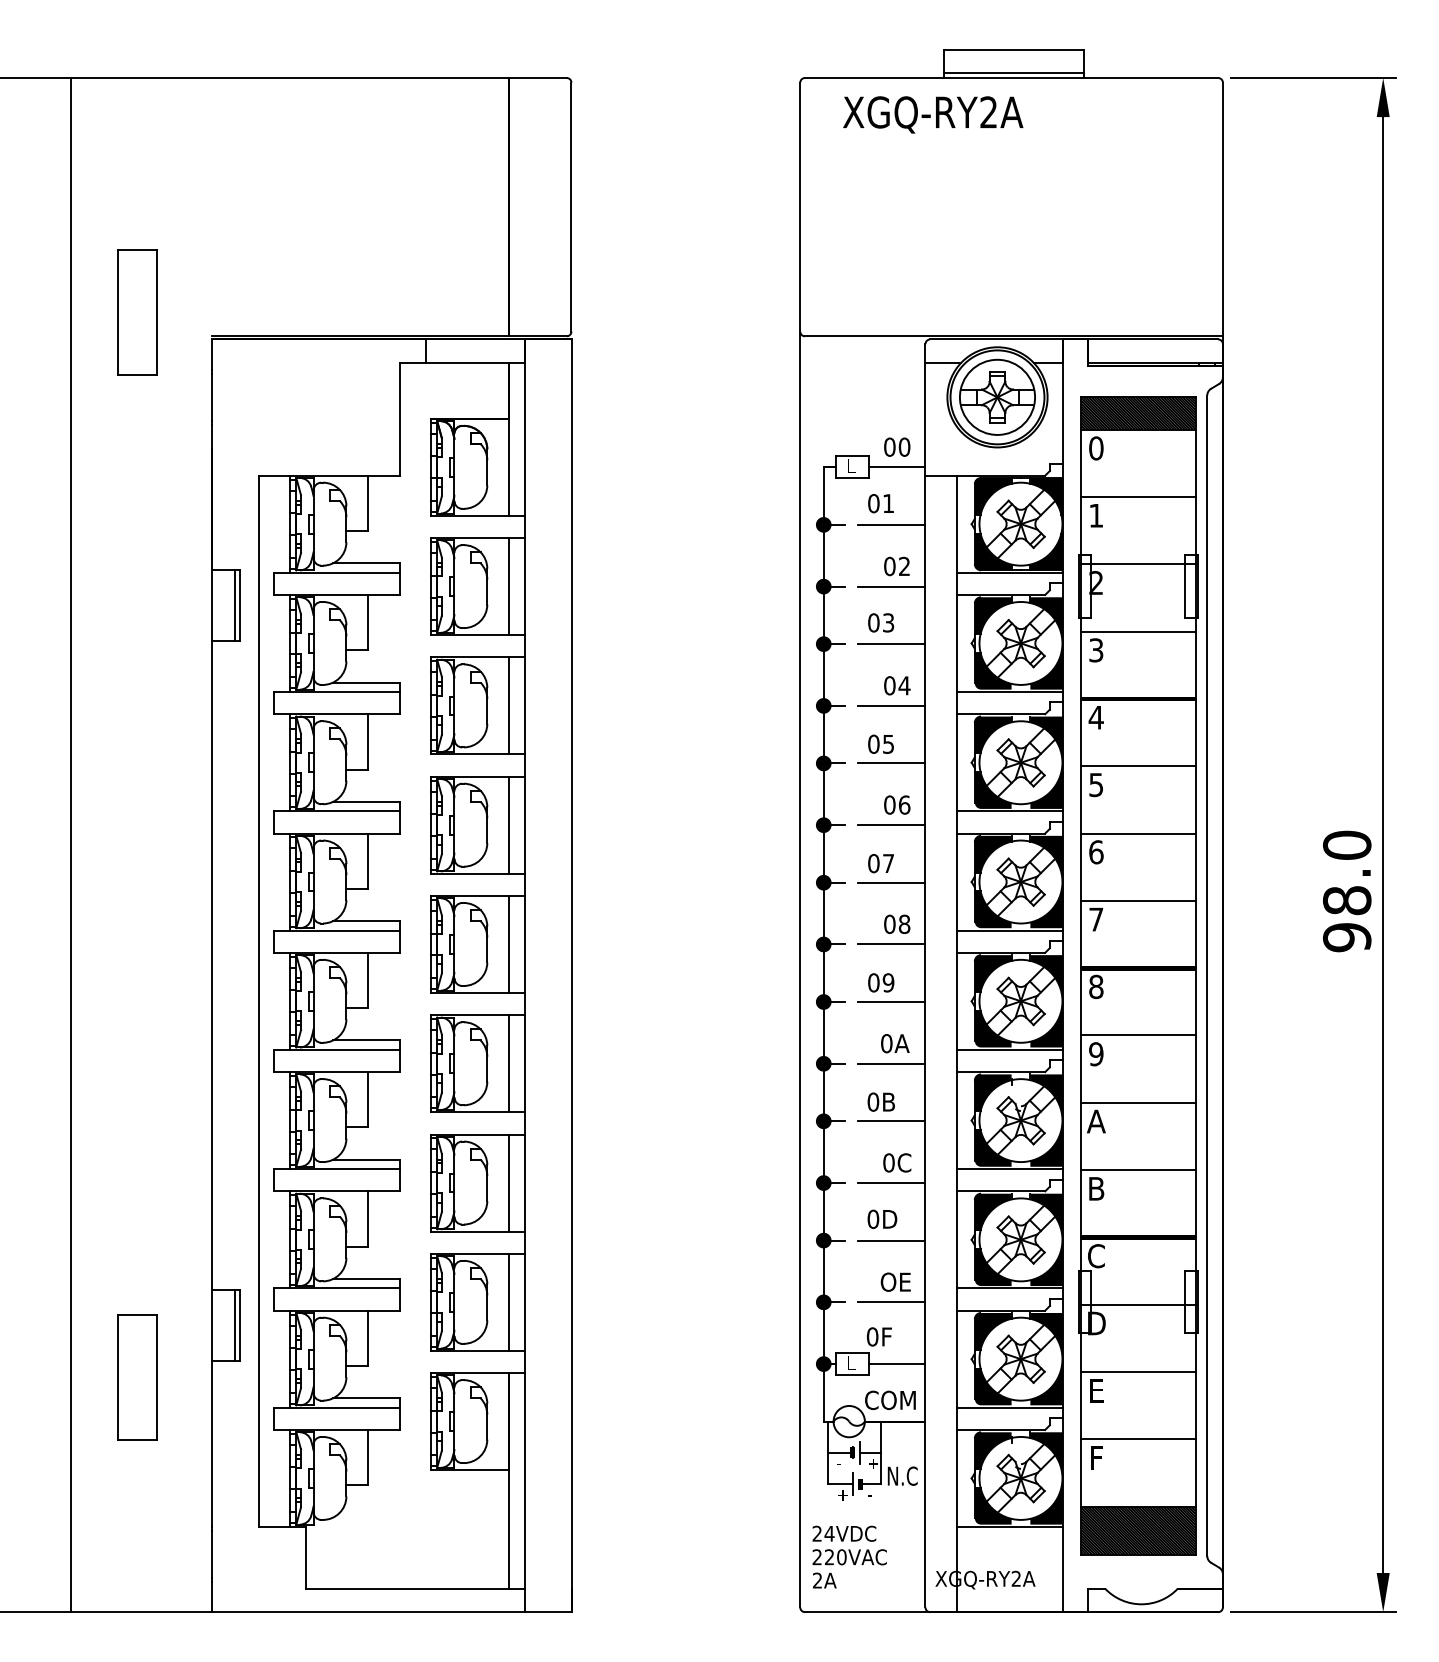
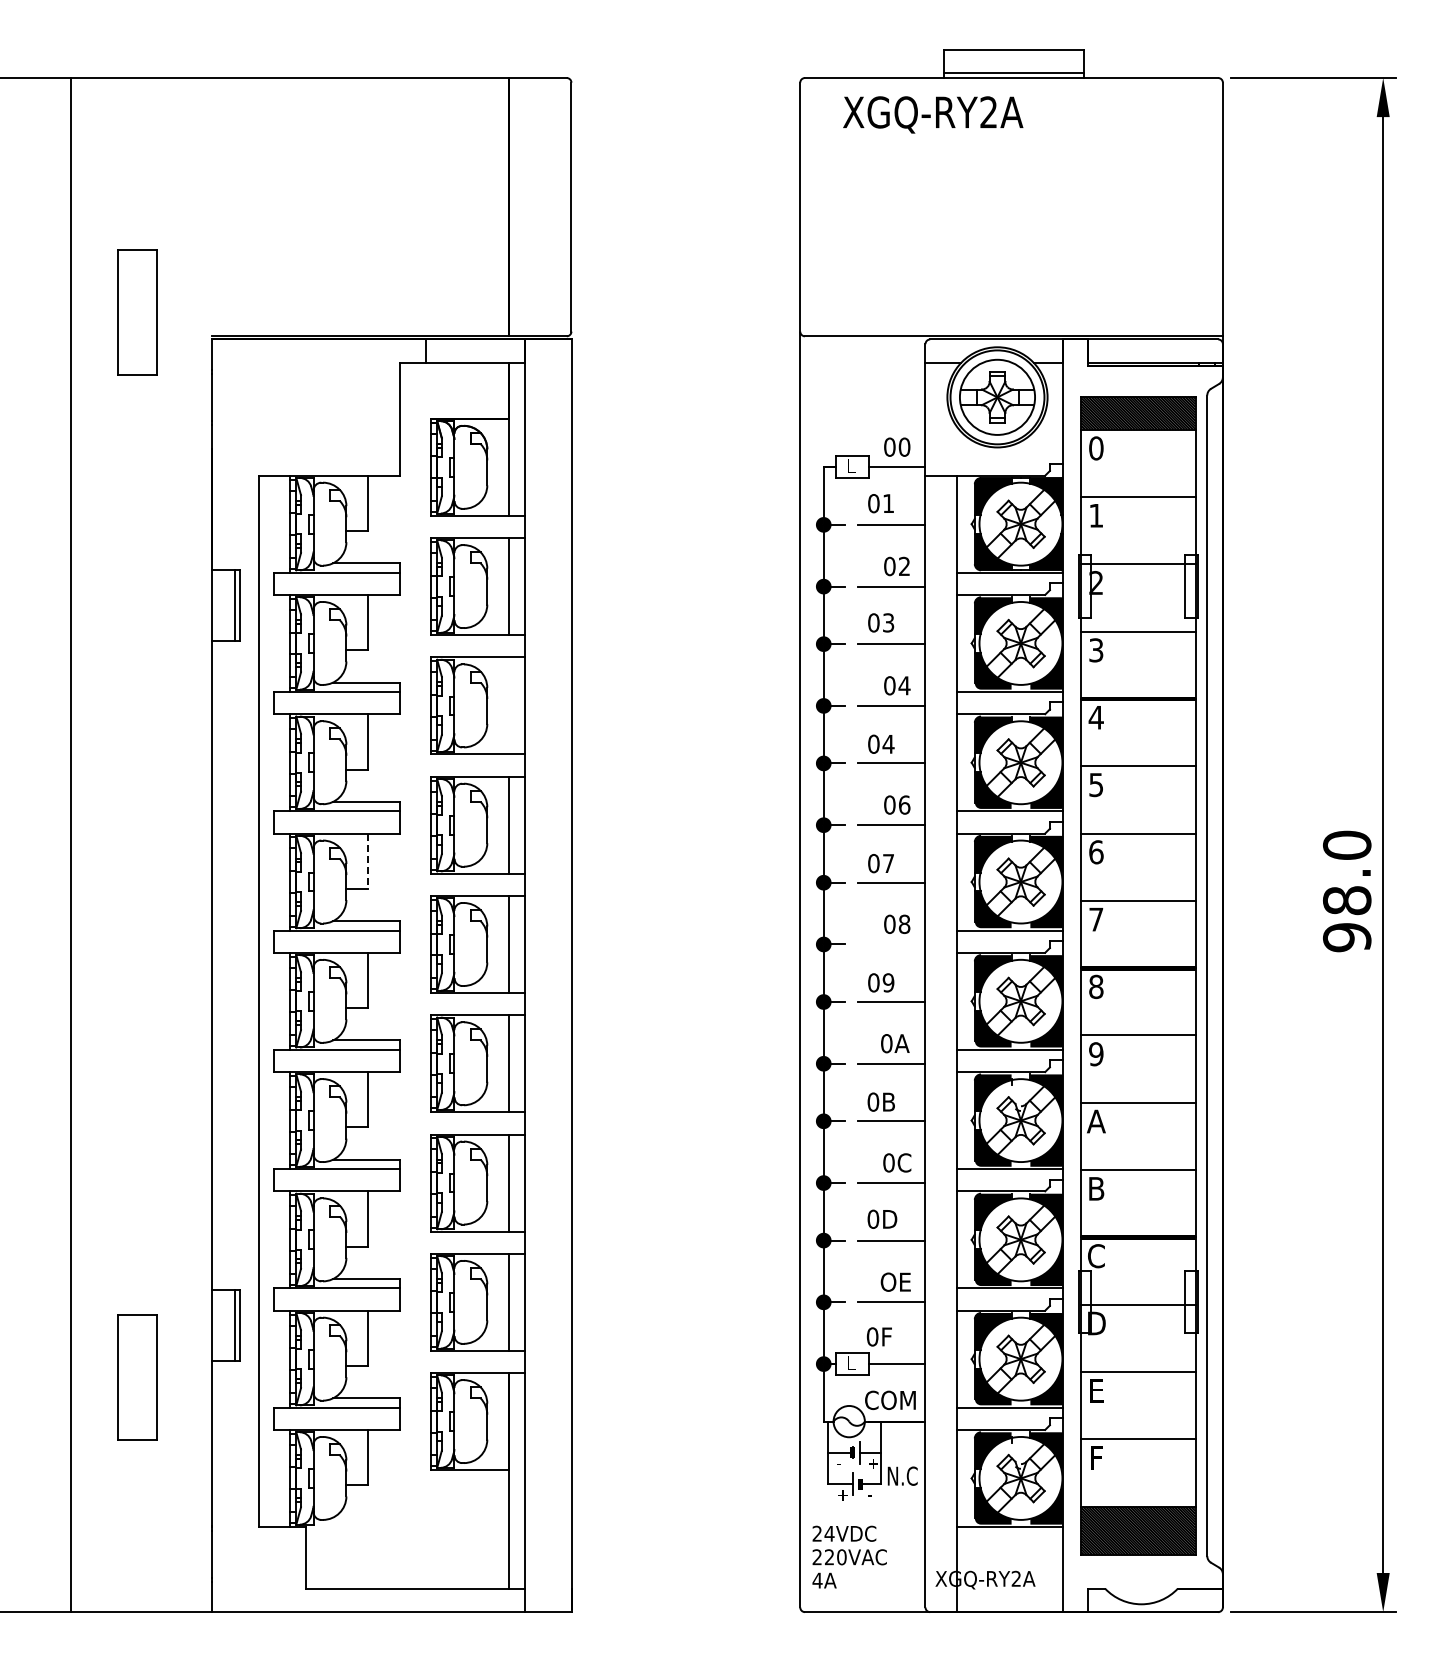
line: present -> none (509, 705)
text: 05 -> 04 (888, 744)
line: solid -> dashed (368, 861)
line: present -> none (891, 944)
text: 2A -> 4A (817, 1580)
